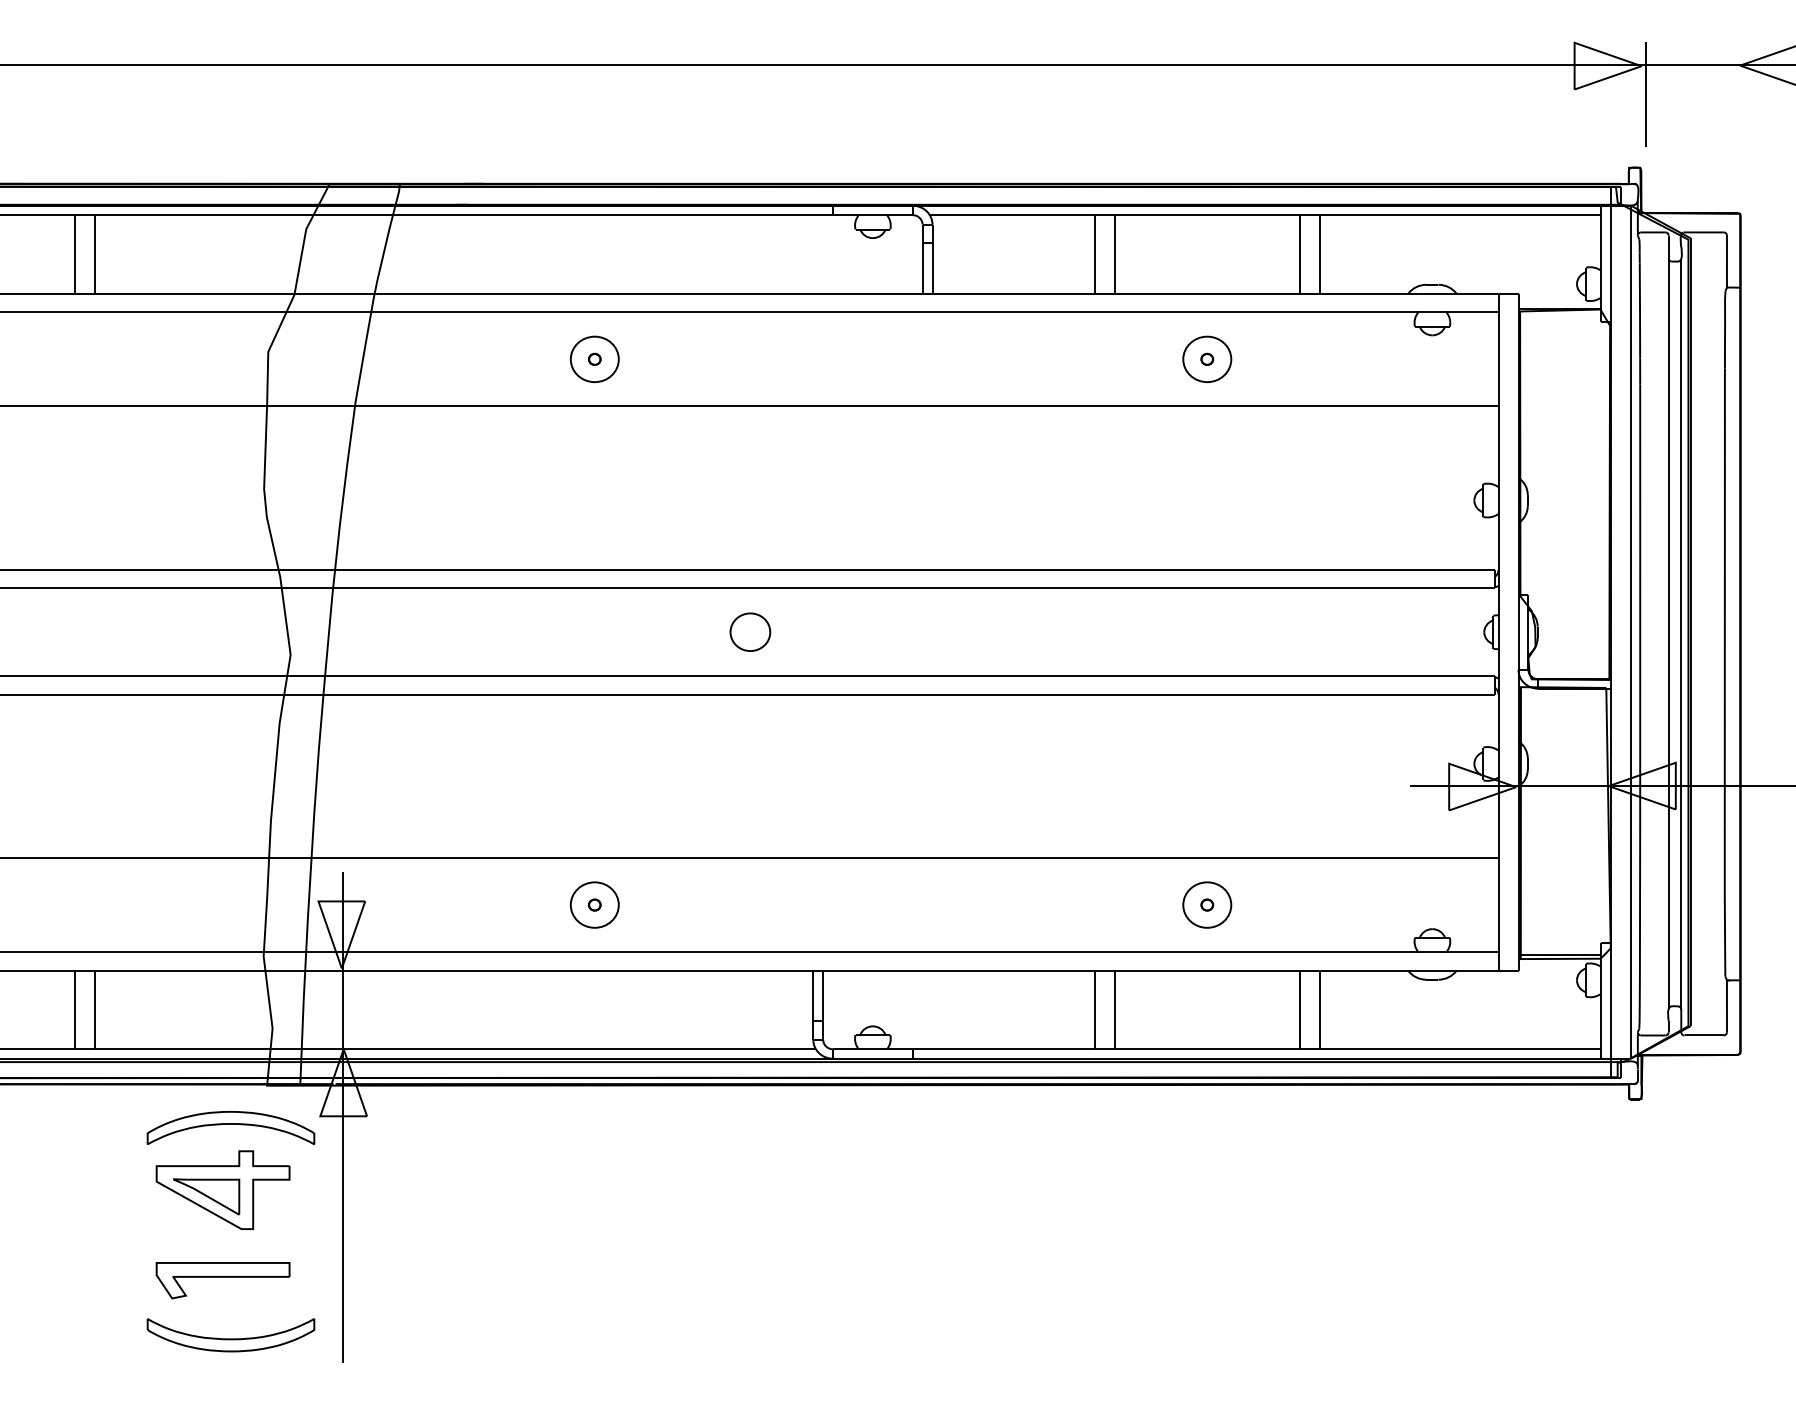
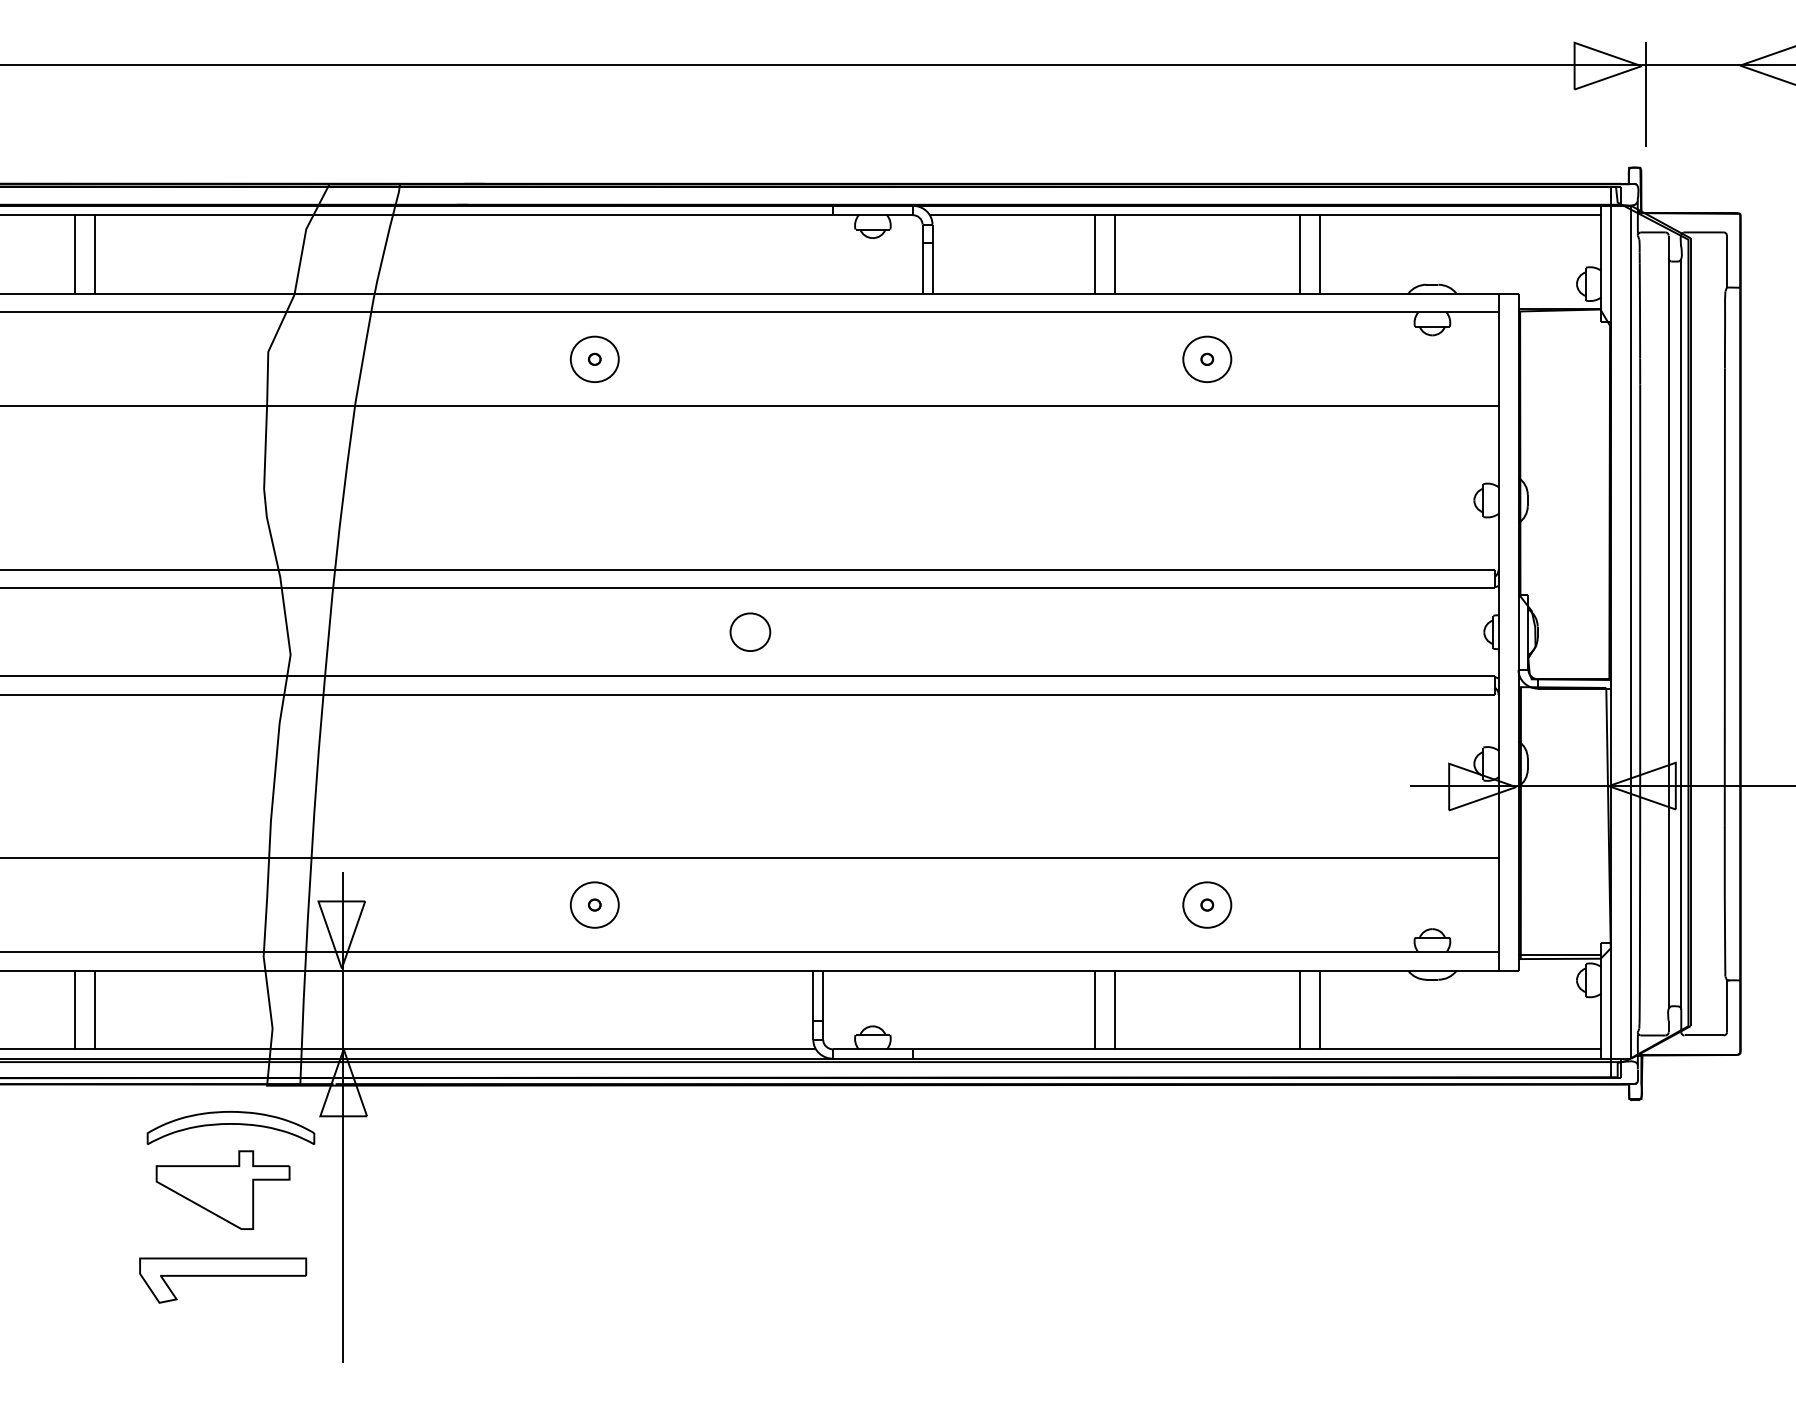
part: present -> none (206, 1196)
part size: 136x38 px -> 169x47 px (223, 1280)
part: present -> none (230, 1335)
